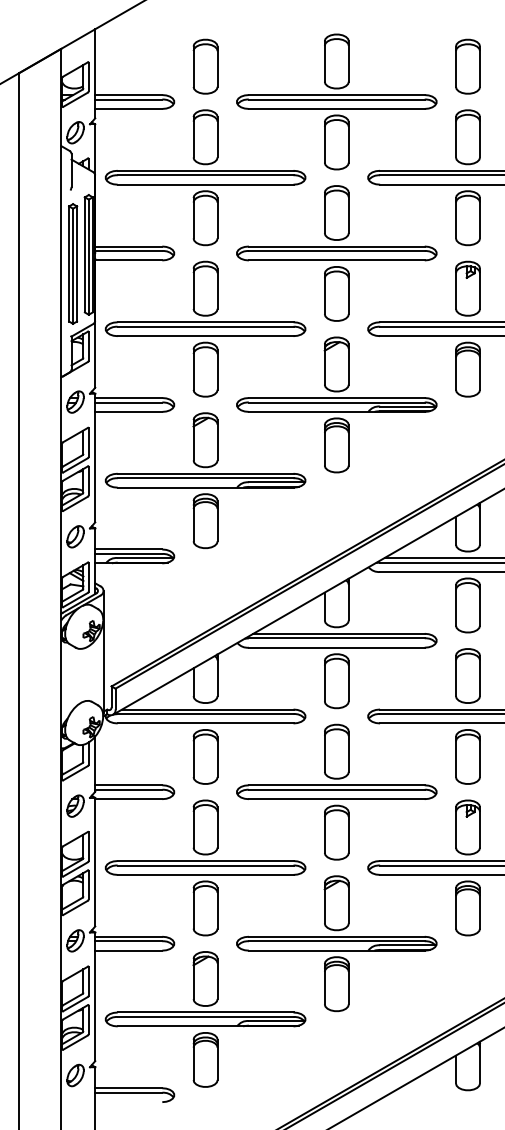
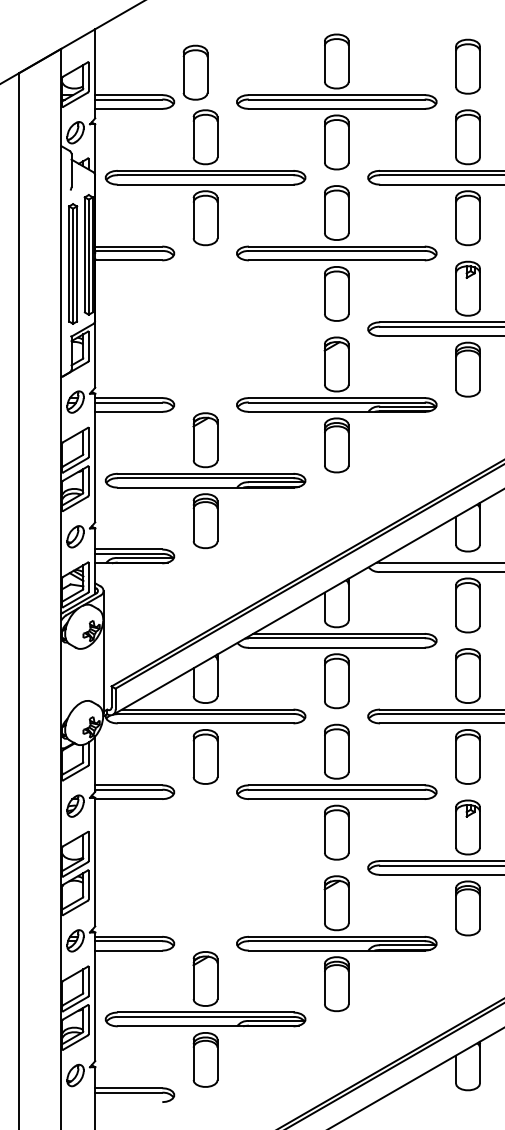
part position: (205, 66) -> (195, 72) (195, 72)
part: present -> none (205, 328)
line: present -> none (442, 558)
part: present -> none (205, 867)
